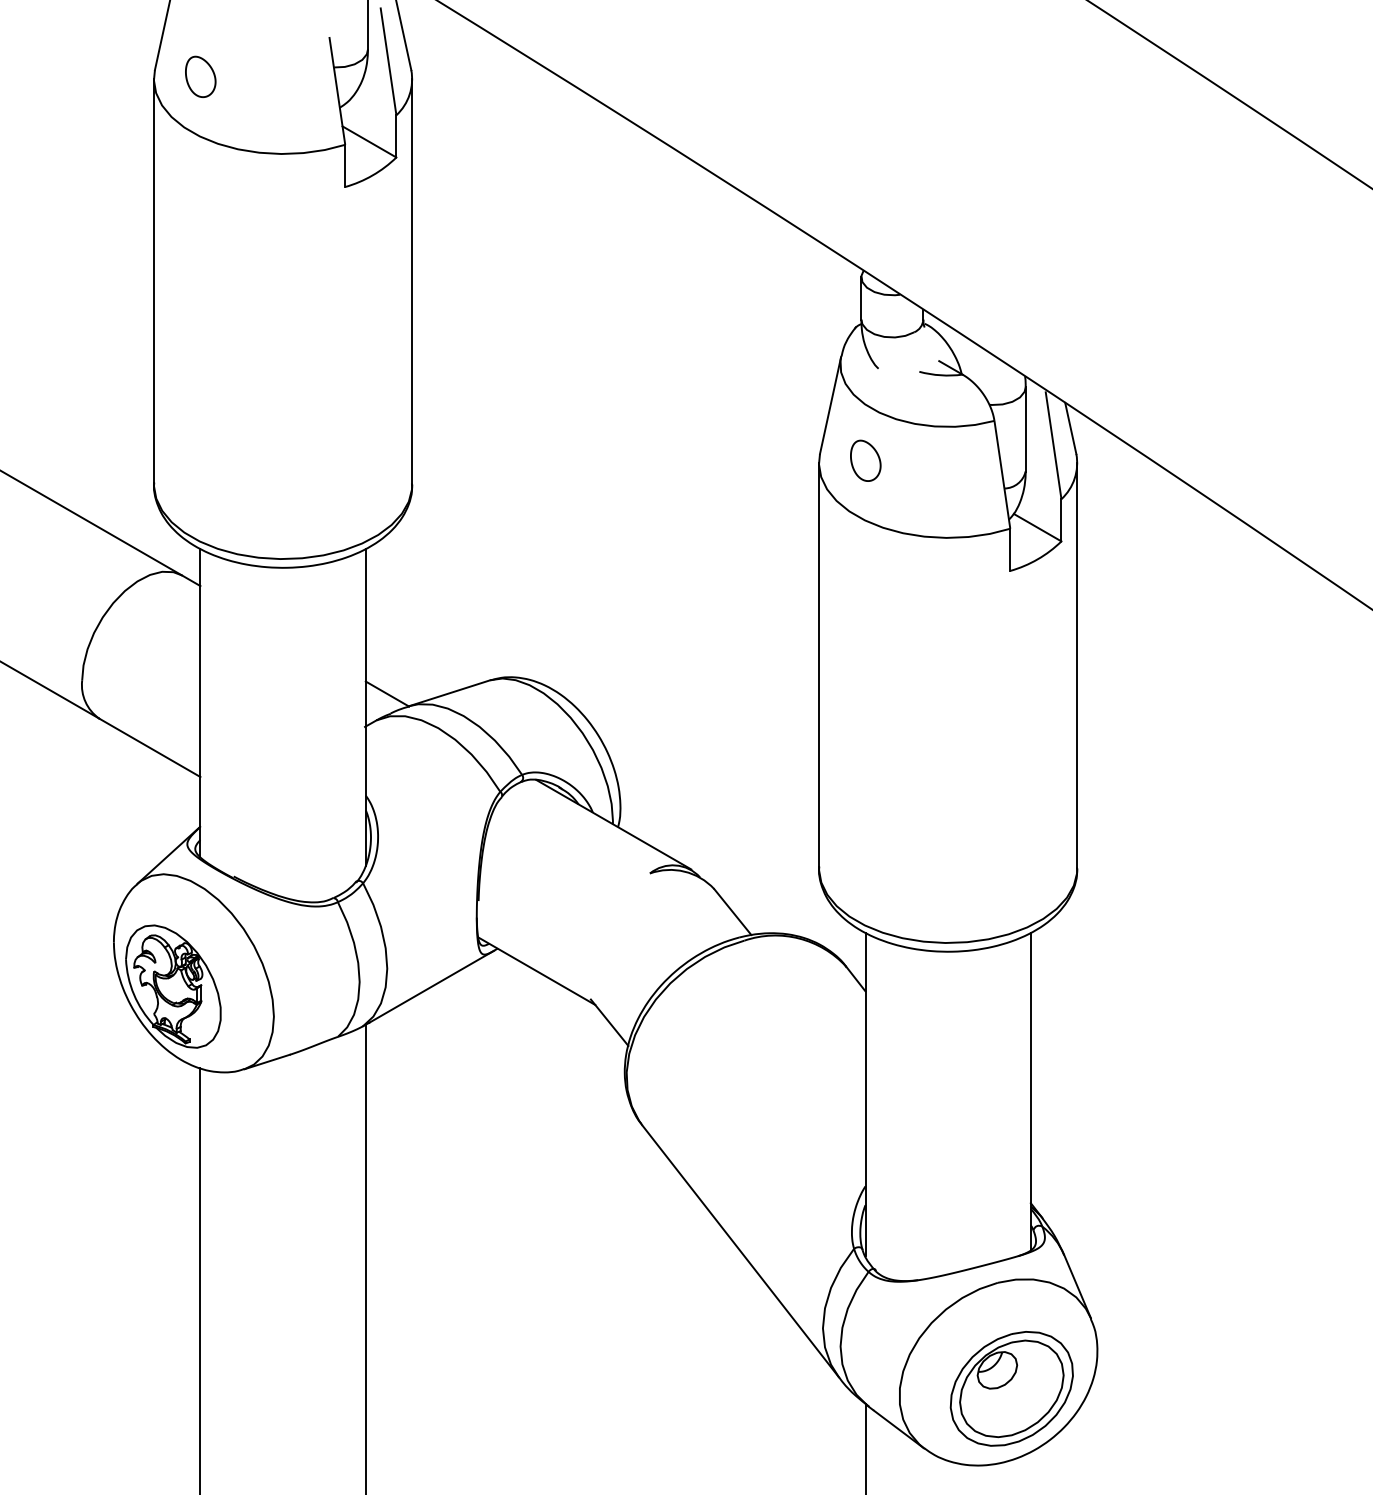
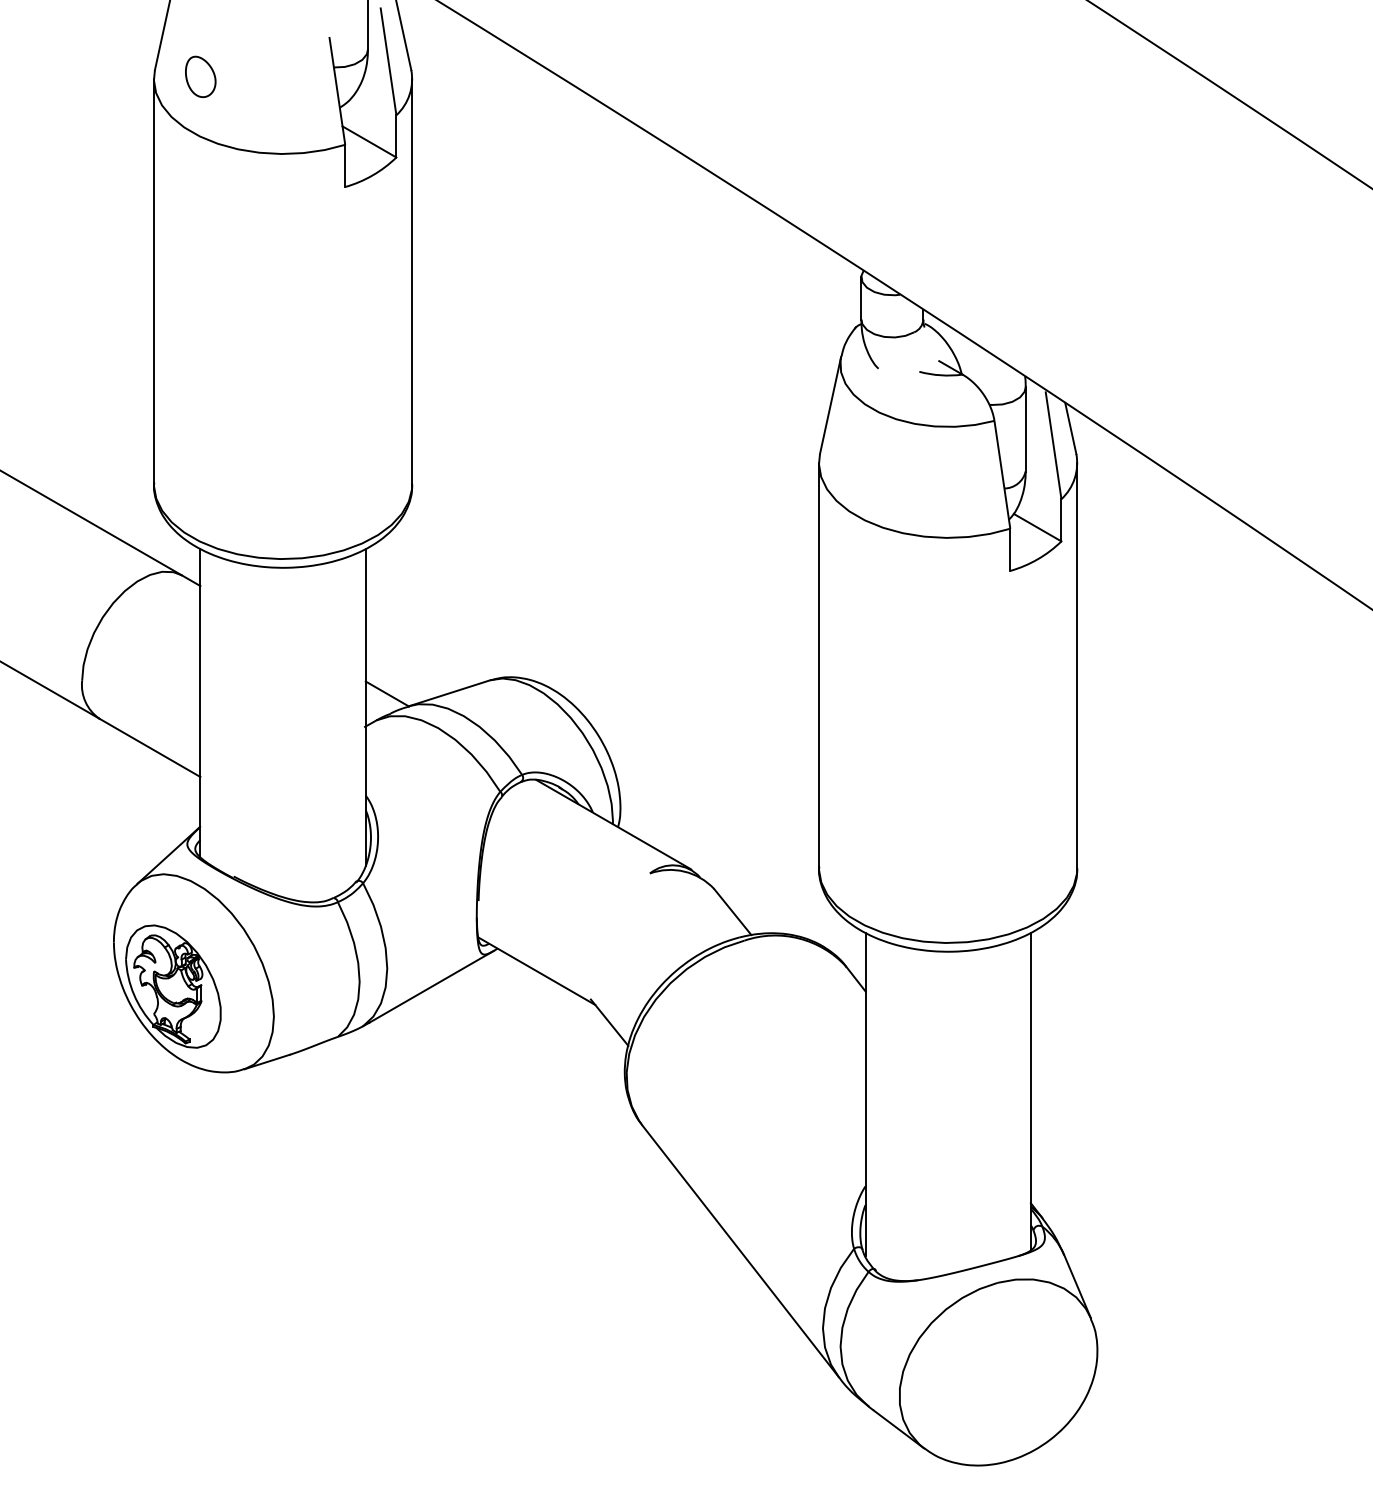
part: present -> none (865, 460)
line: present -> none (365, 1257)
line: present -> none (200, 1279)
part: present -> none (1011, 1388)
line: present -> none (865, 1447)
